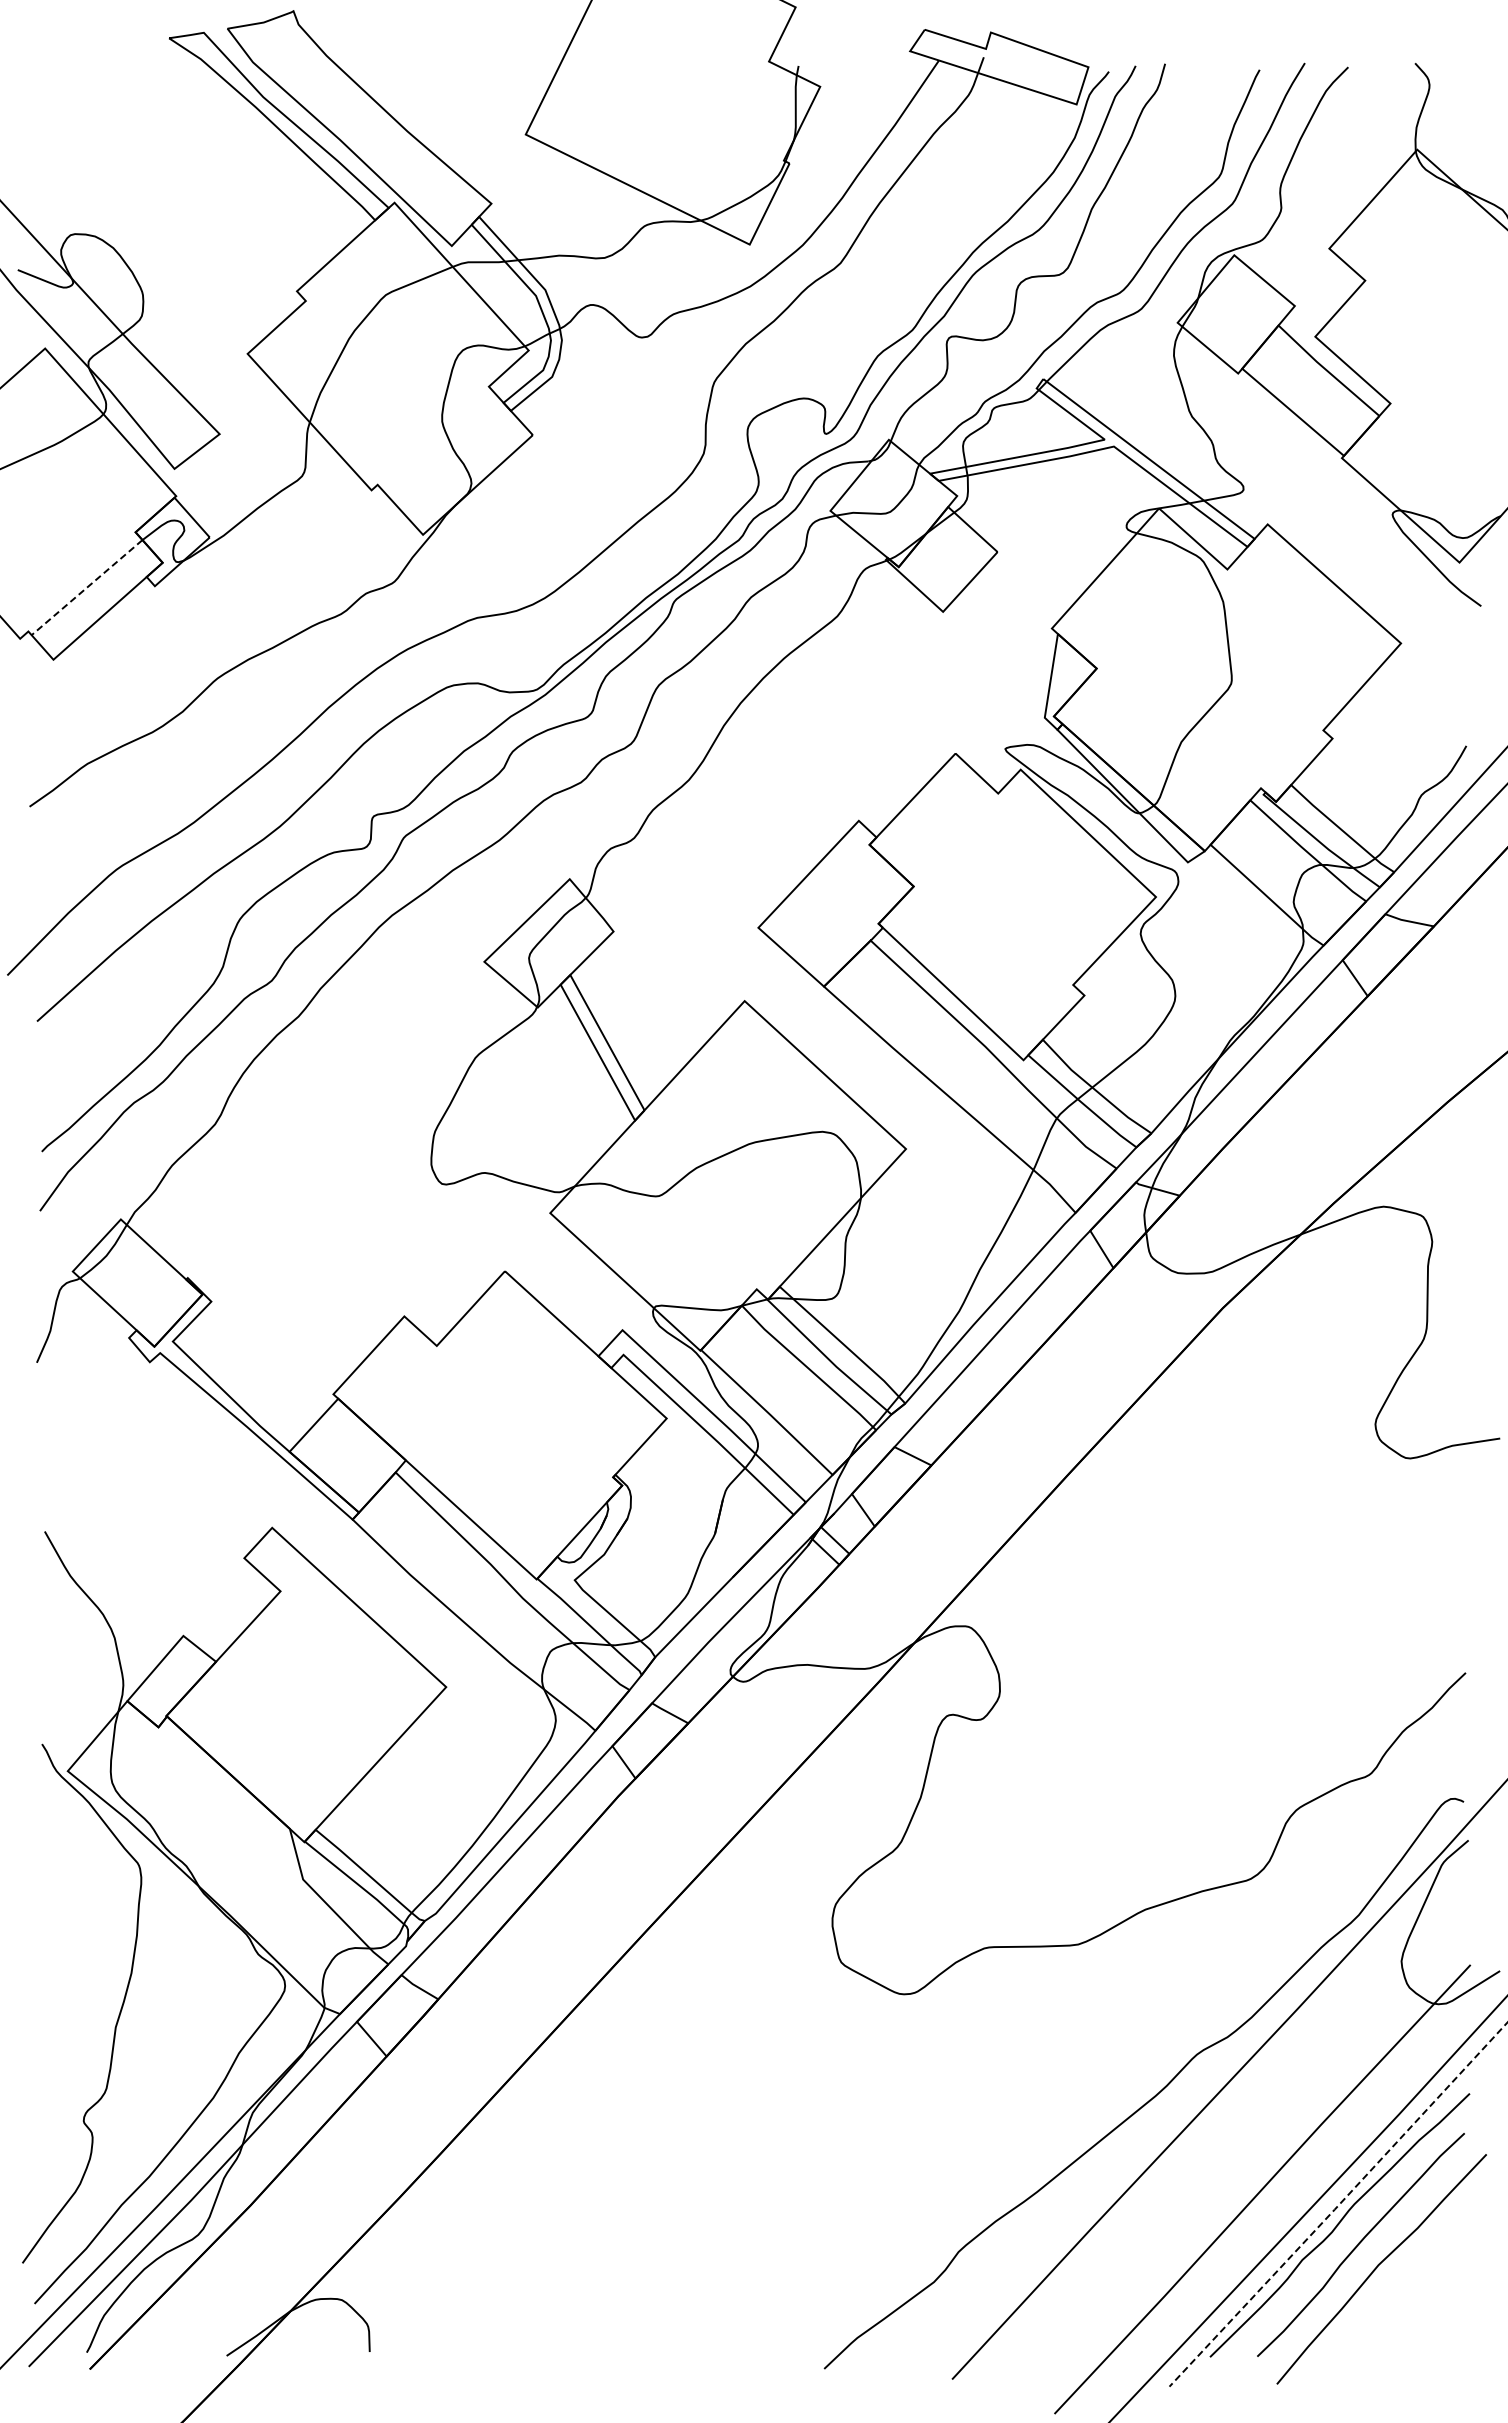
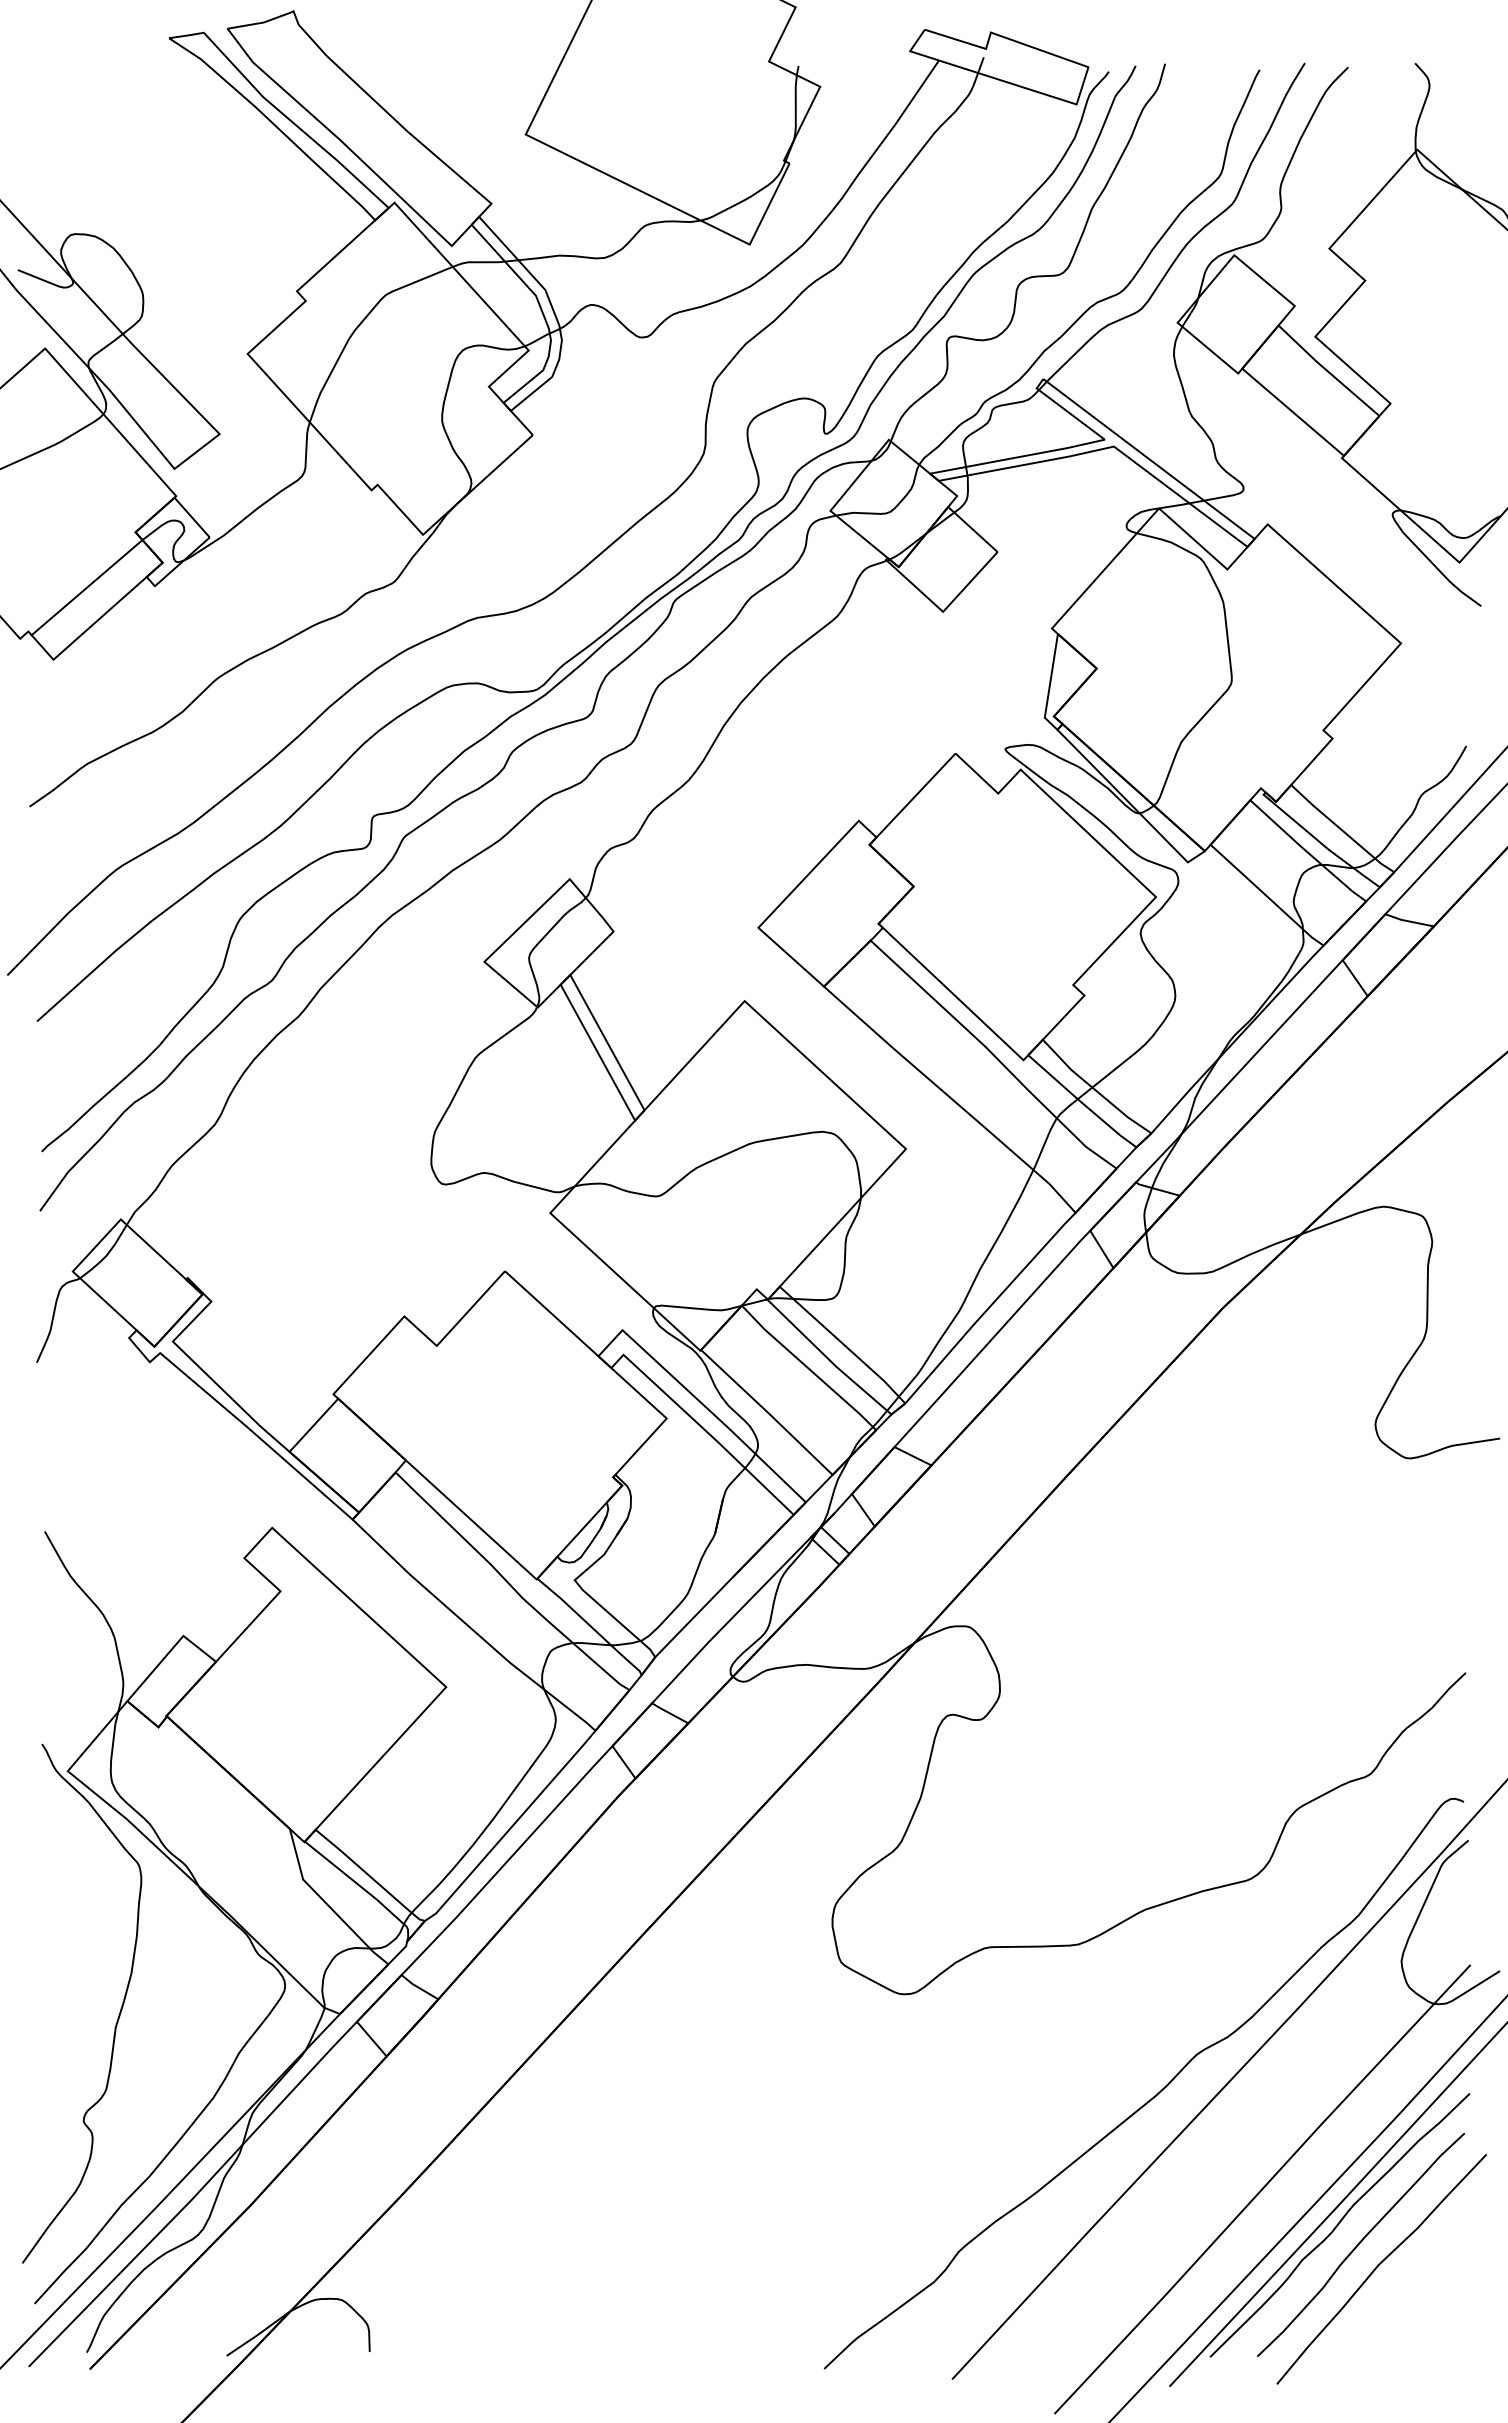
line: dashed -> solid (86, 587)
line: dashed -> solid (1338, 2205)
